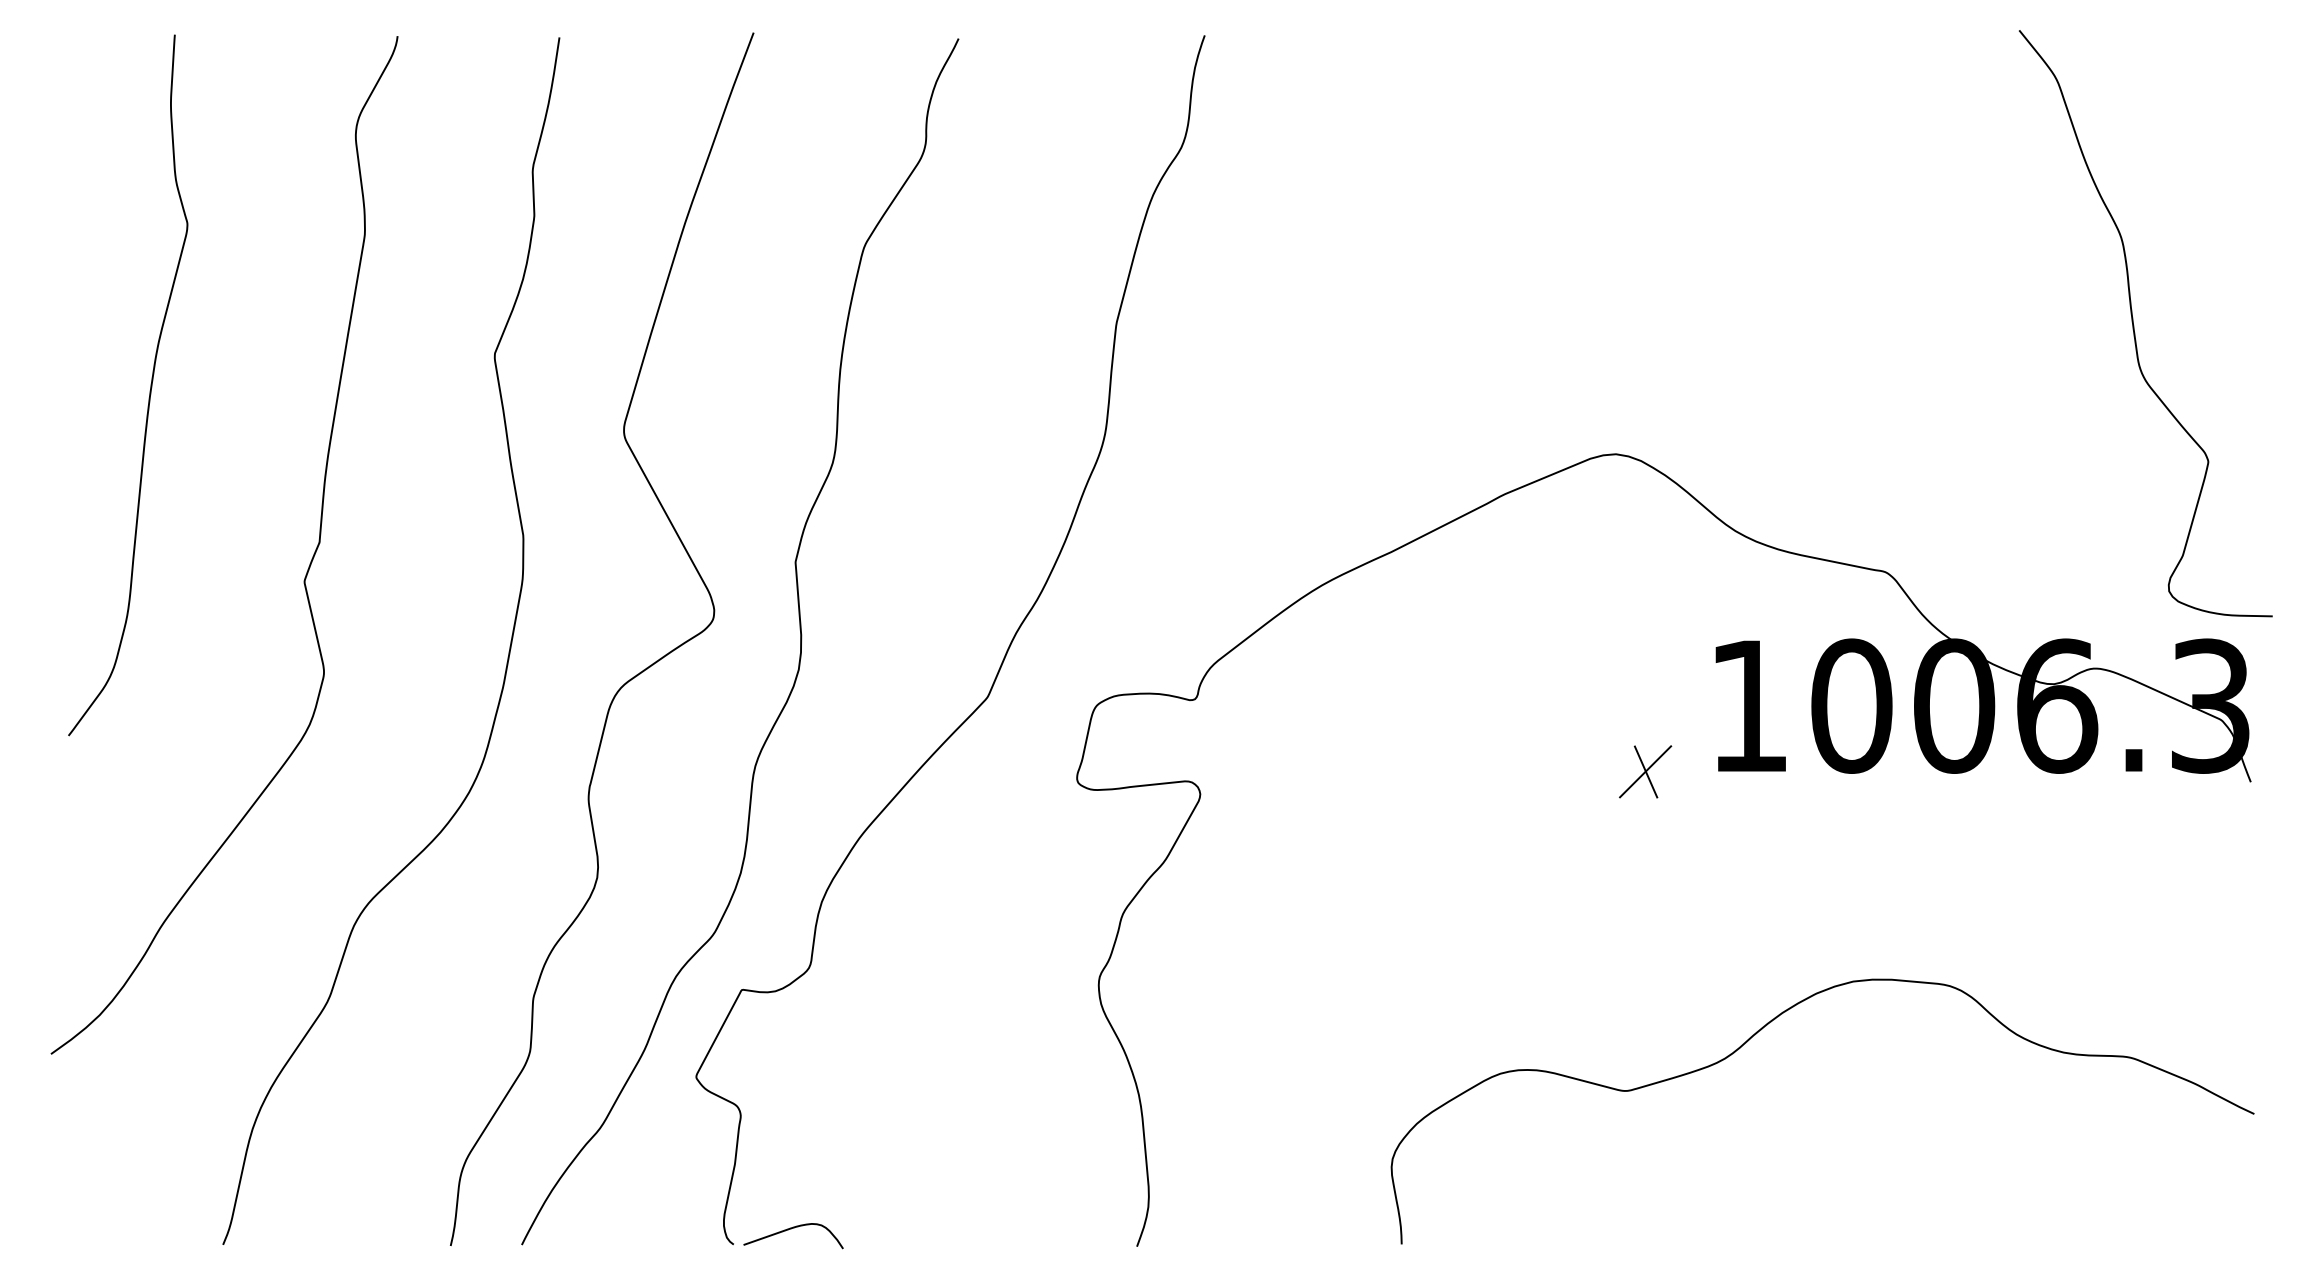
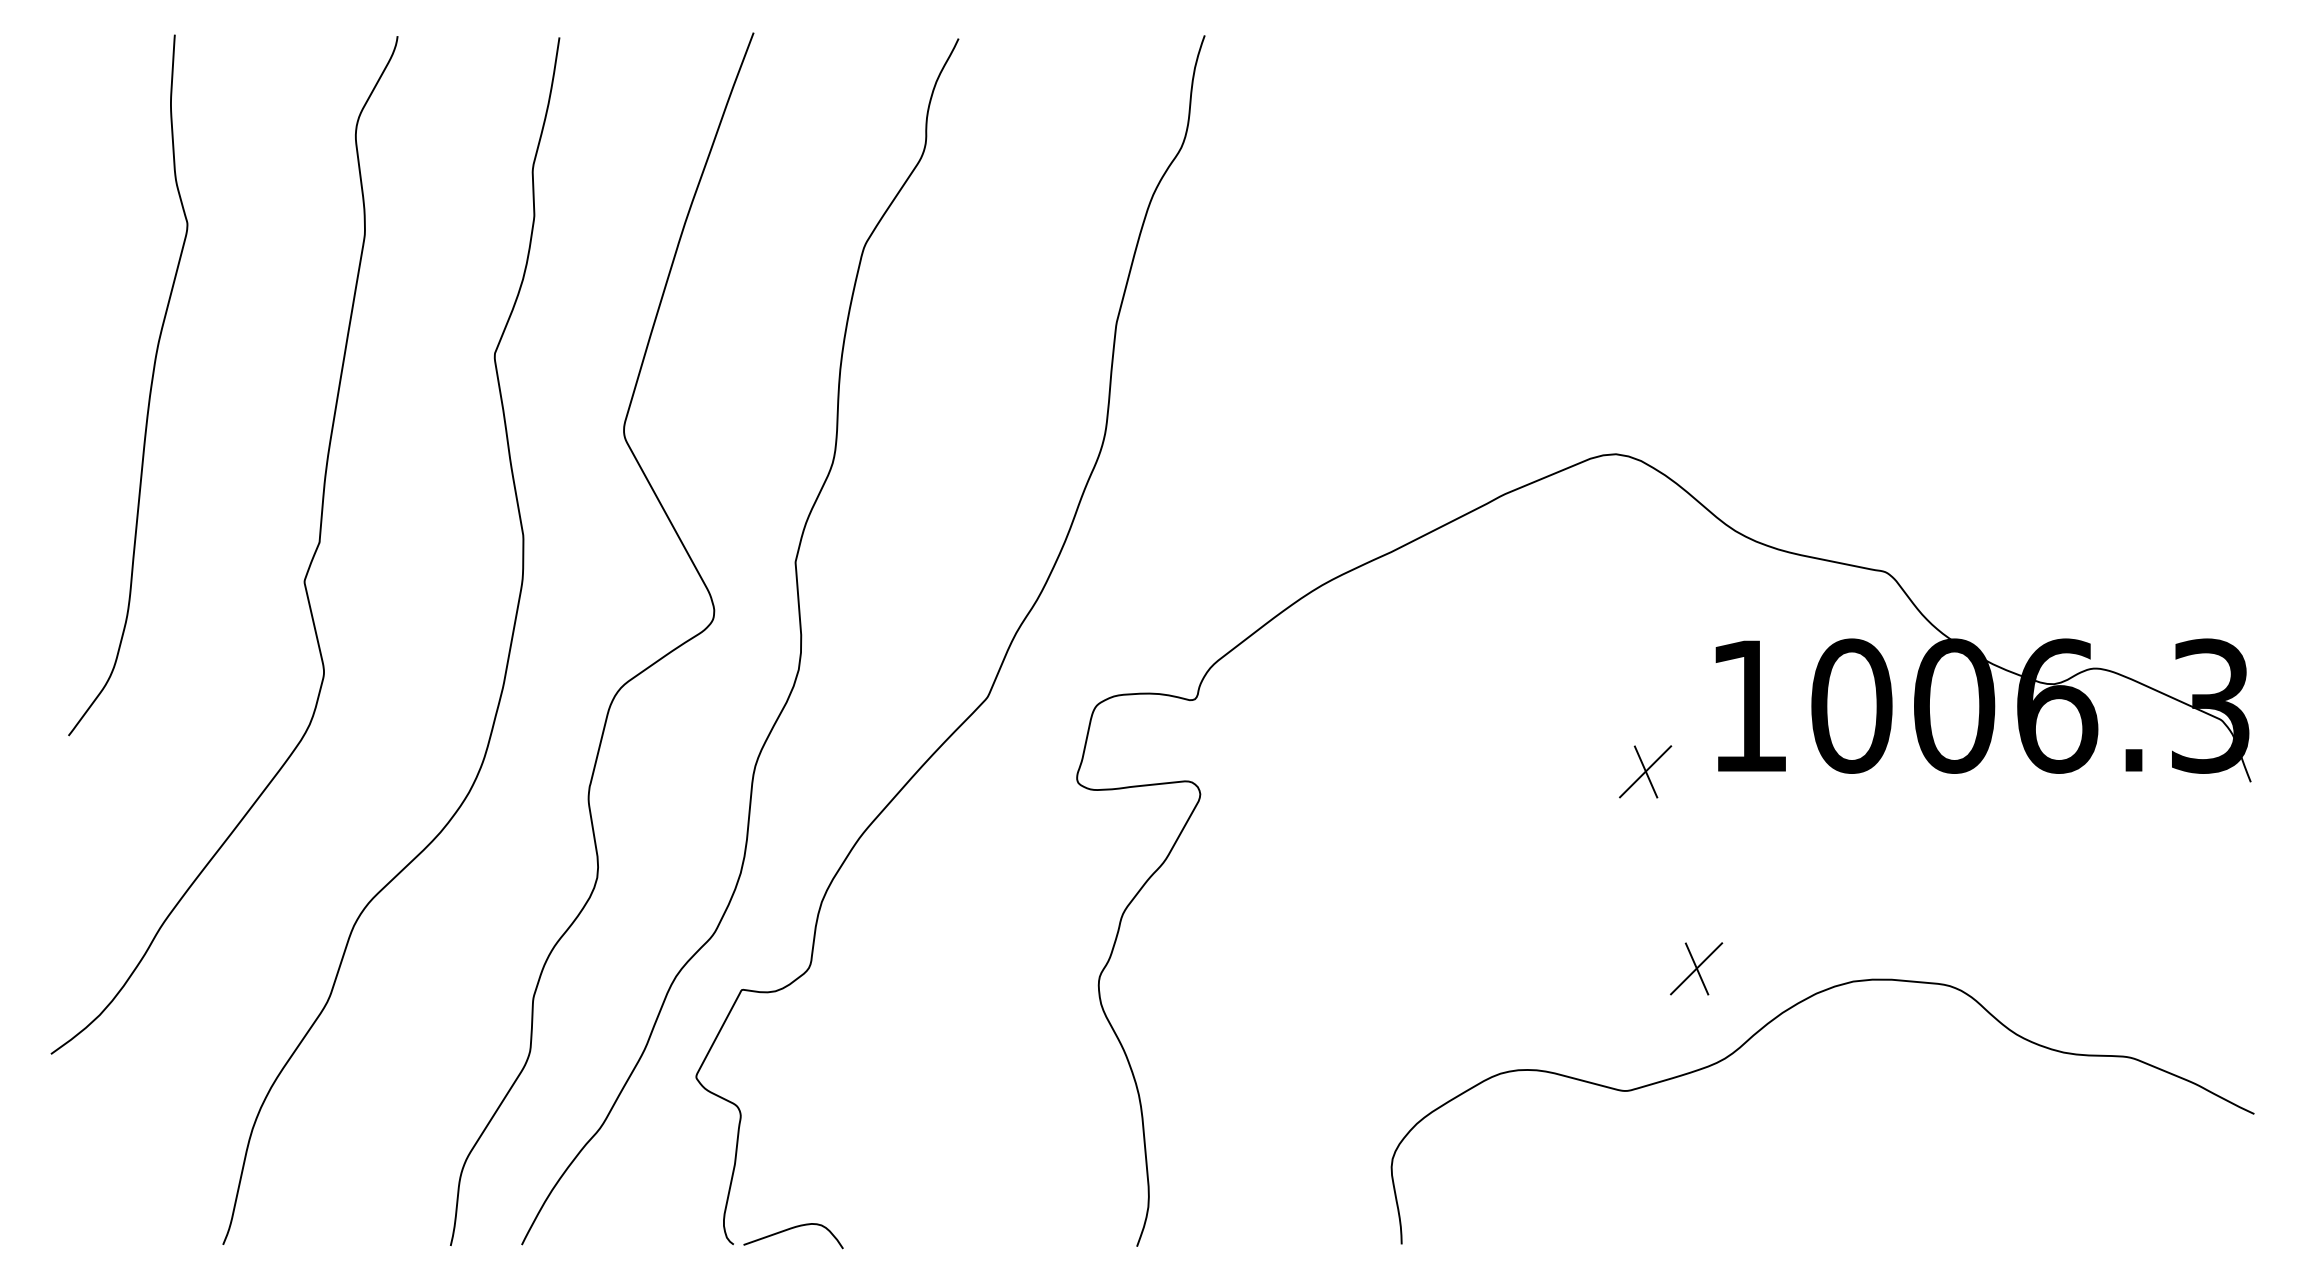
curve: present -> none (2134, 325)
part: none -> present (1696, 968)
